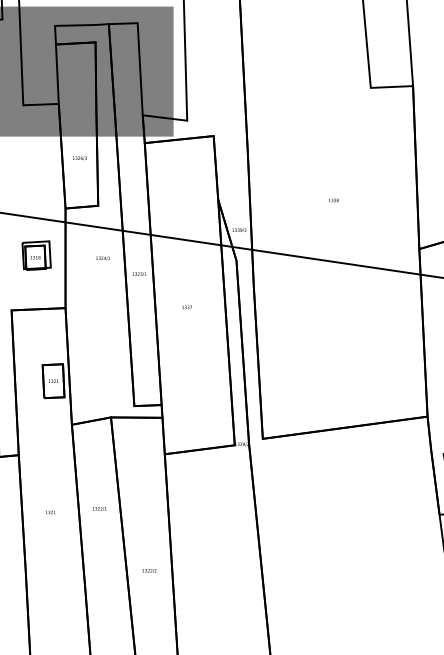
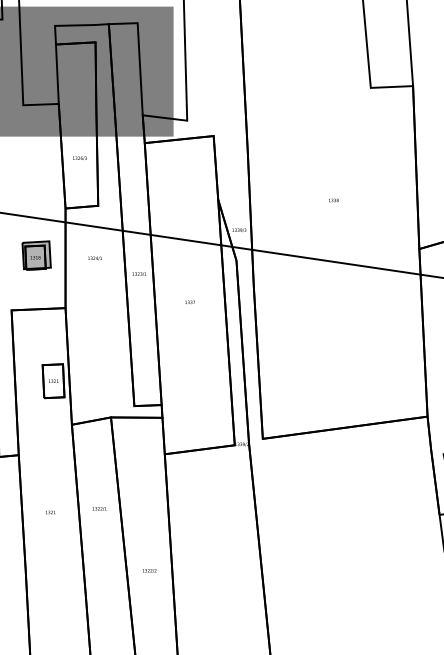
fill: none -> present (36, 255)
text position: (102, 258) -> (94, 258) (94, 258)
text position: (186, 307) -> (189, 302) (189, 302)
